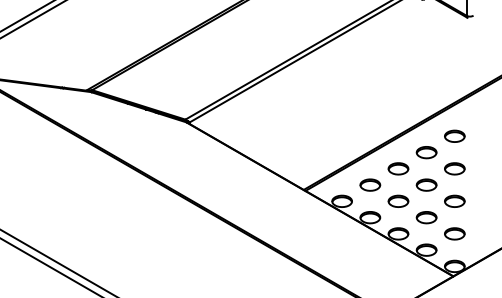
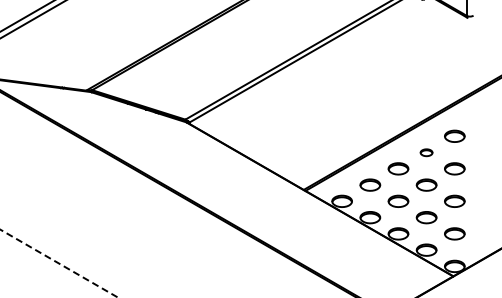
part size: 23x14 px -> 15x10 px (426, 152)
line: solid -> dashed (59, 263)
line: present -> none (49, 266)
